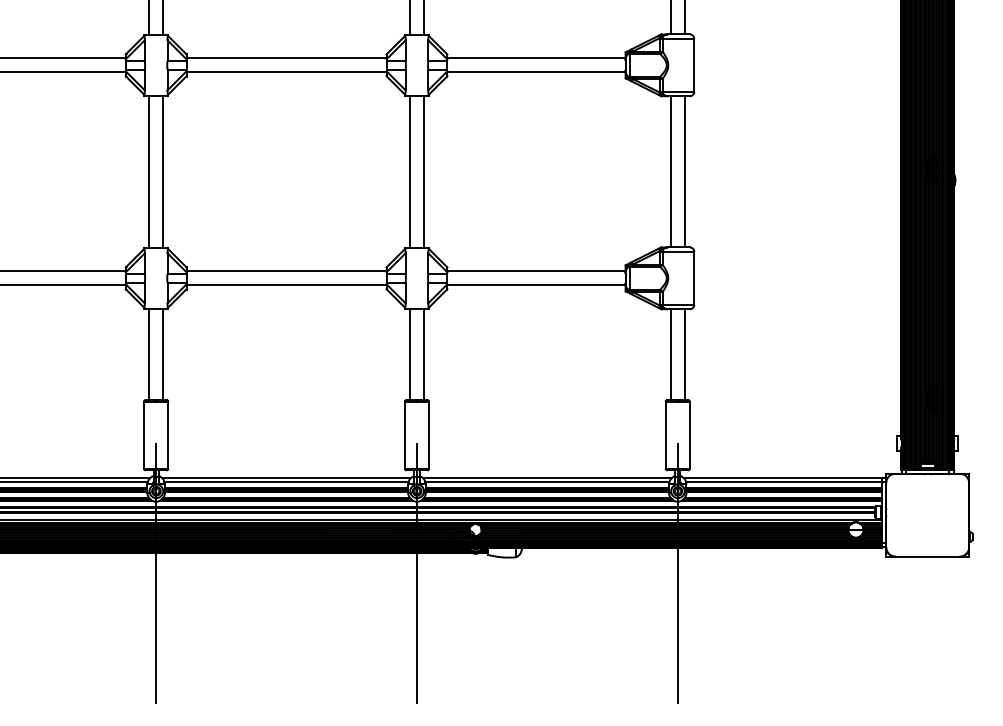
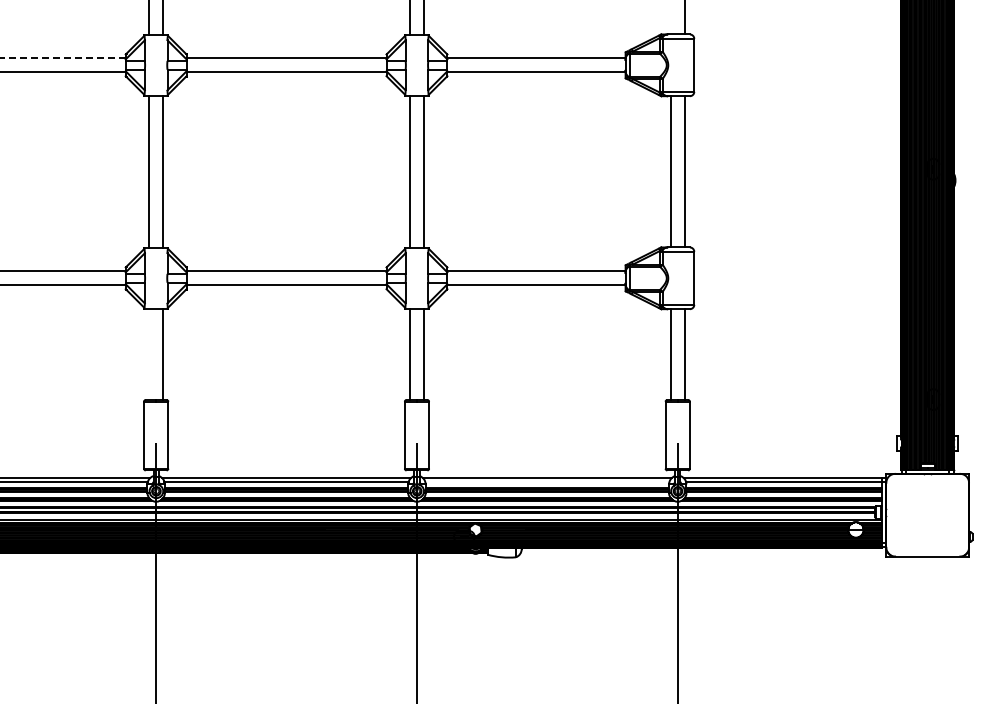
line: present -> none (670, 18)
line: solid -> dashed (62, 58)
line: present -> none (149, 354)
line: present -> none (547, 481)
